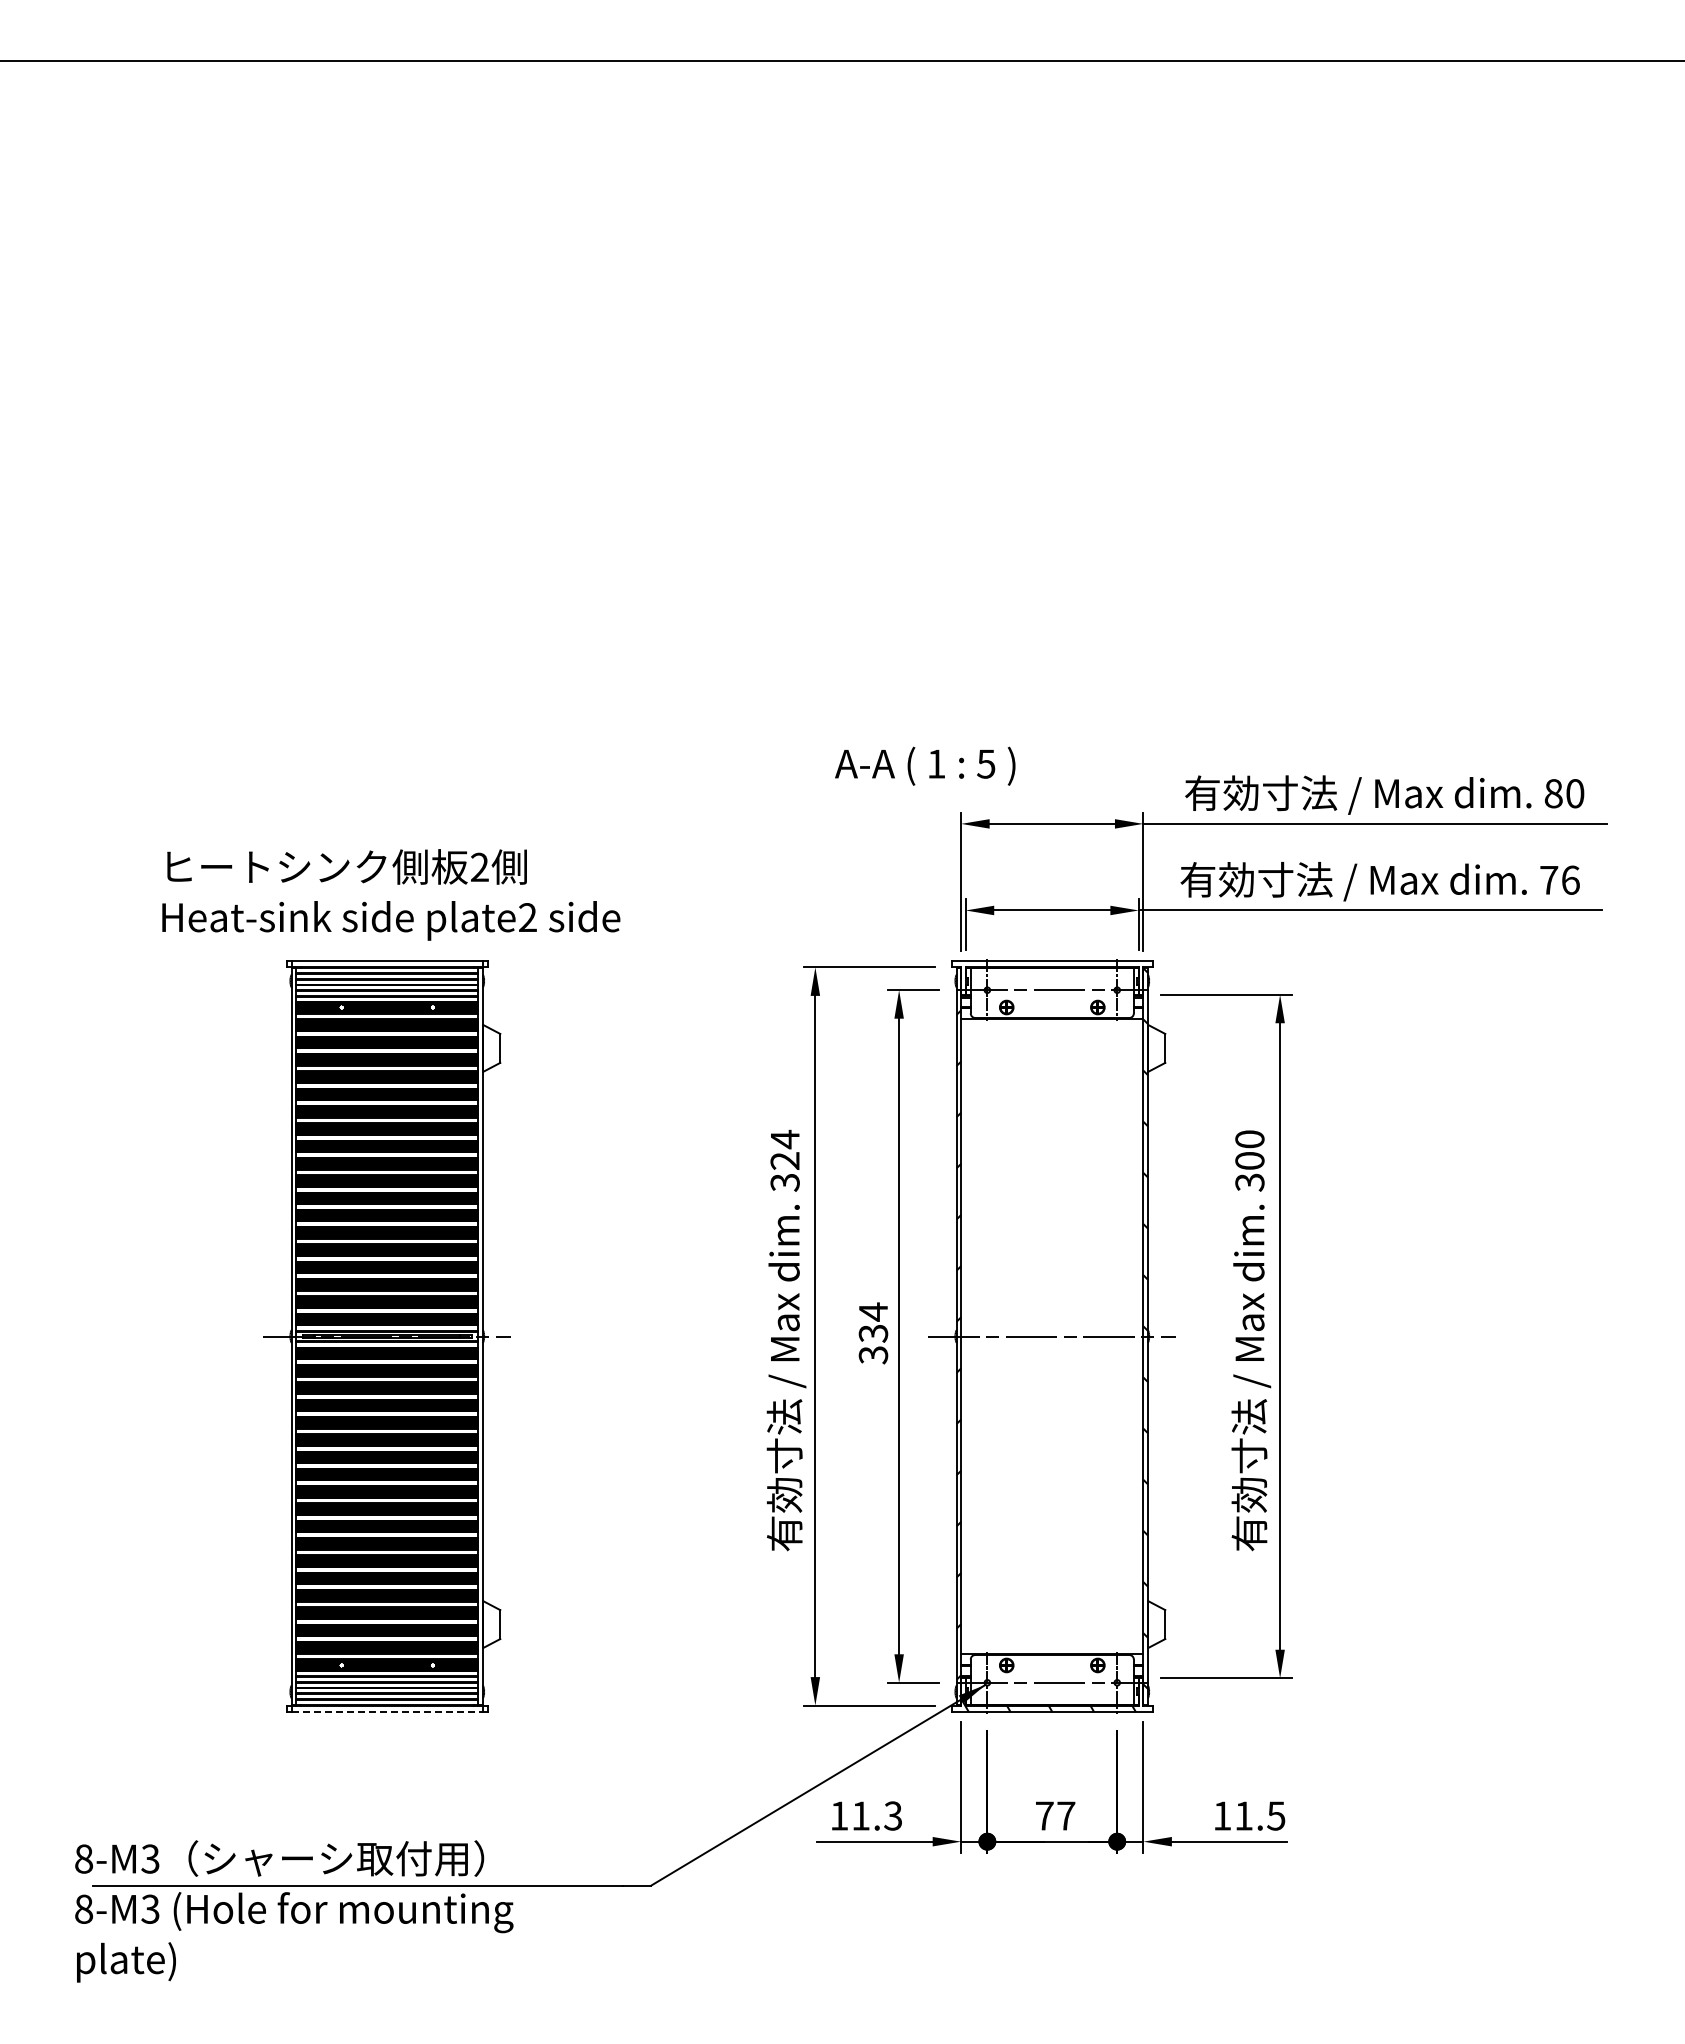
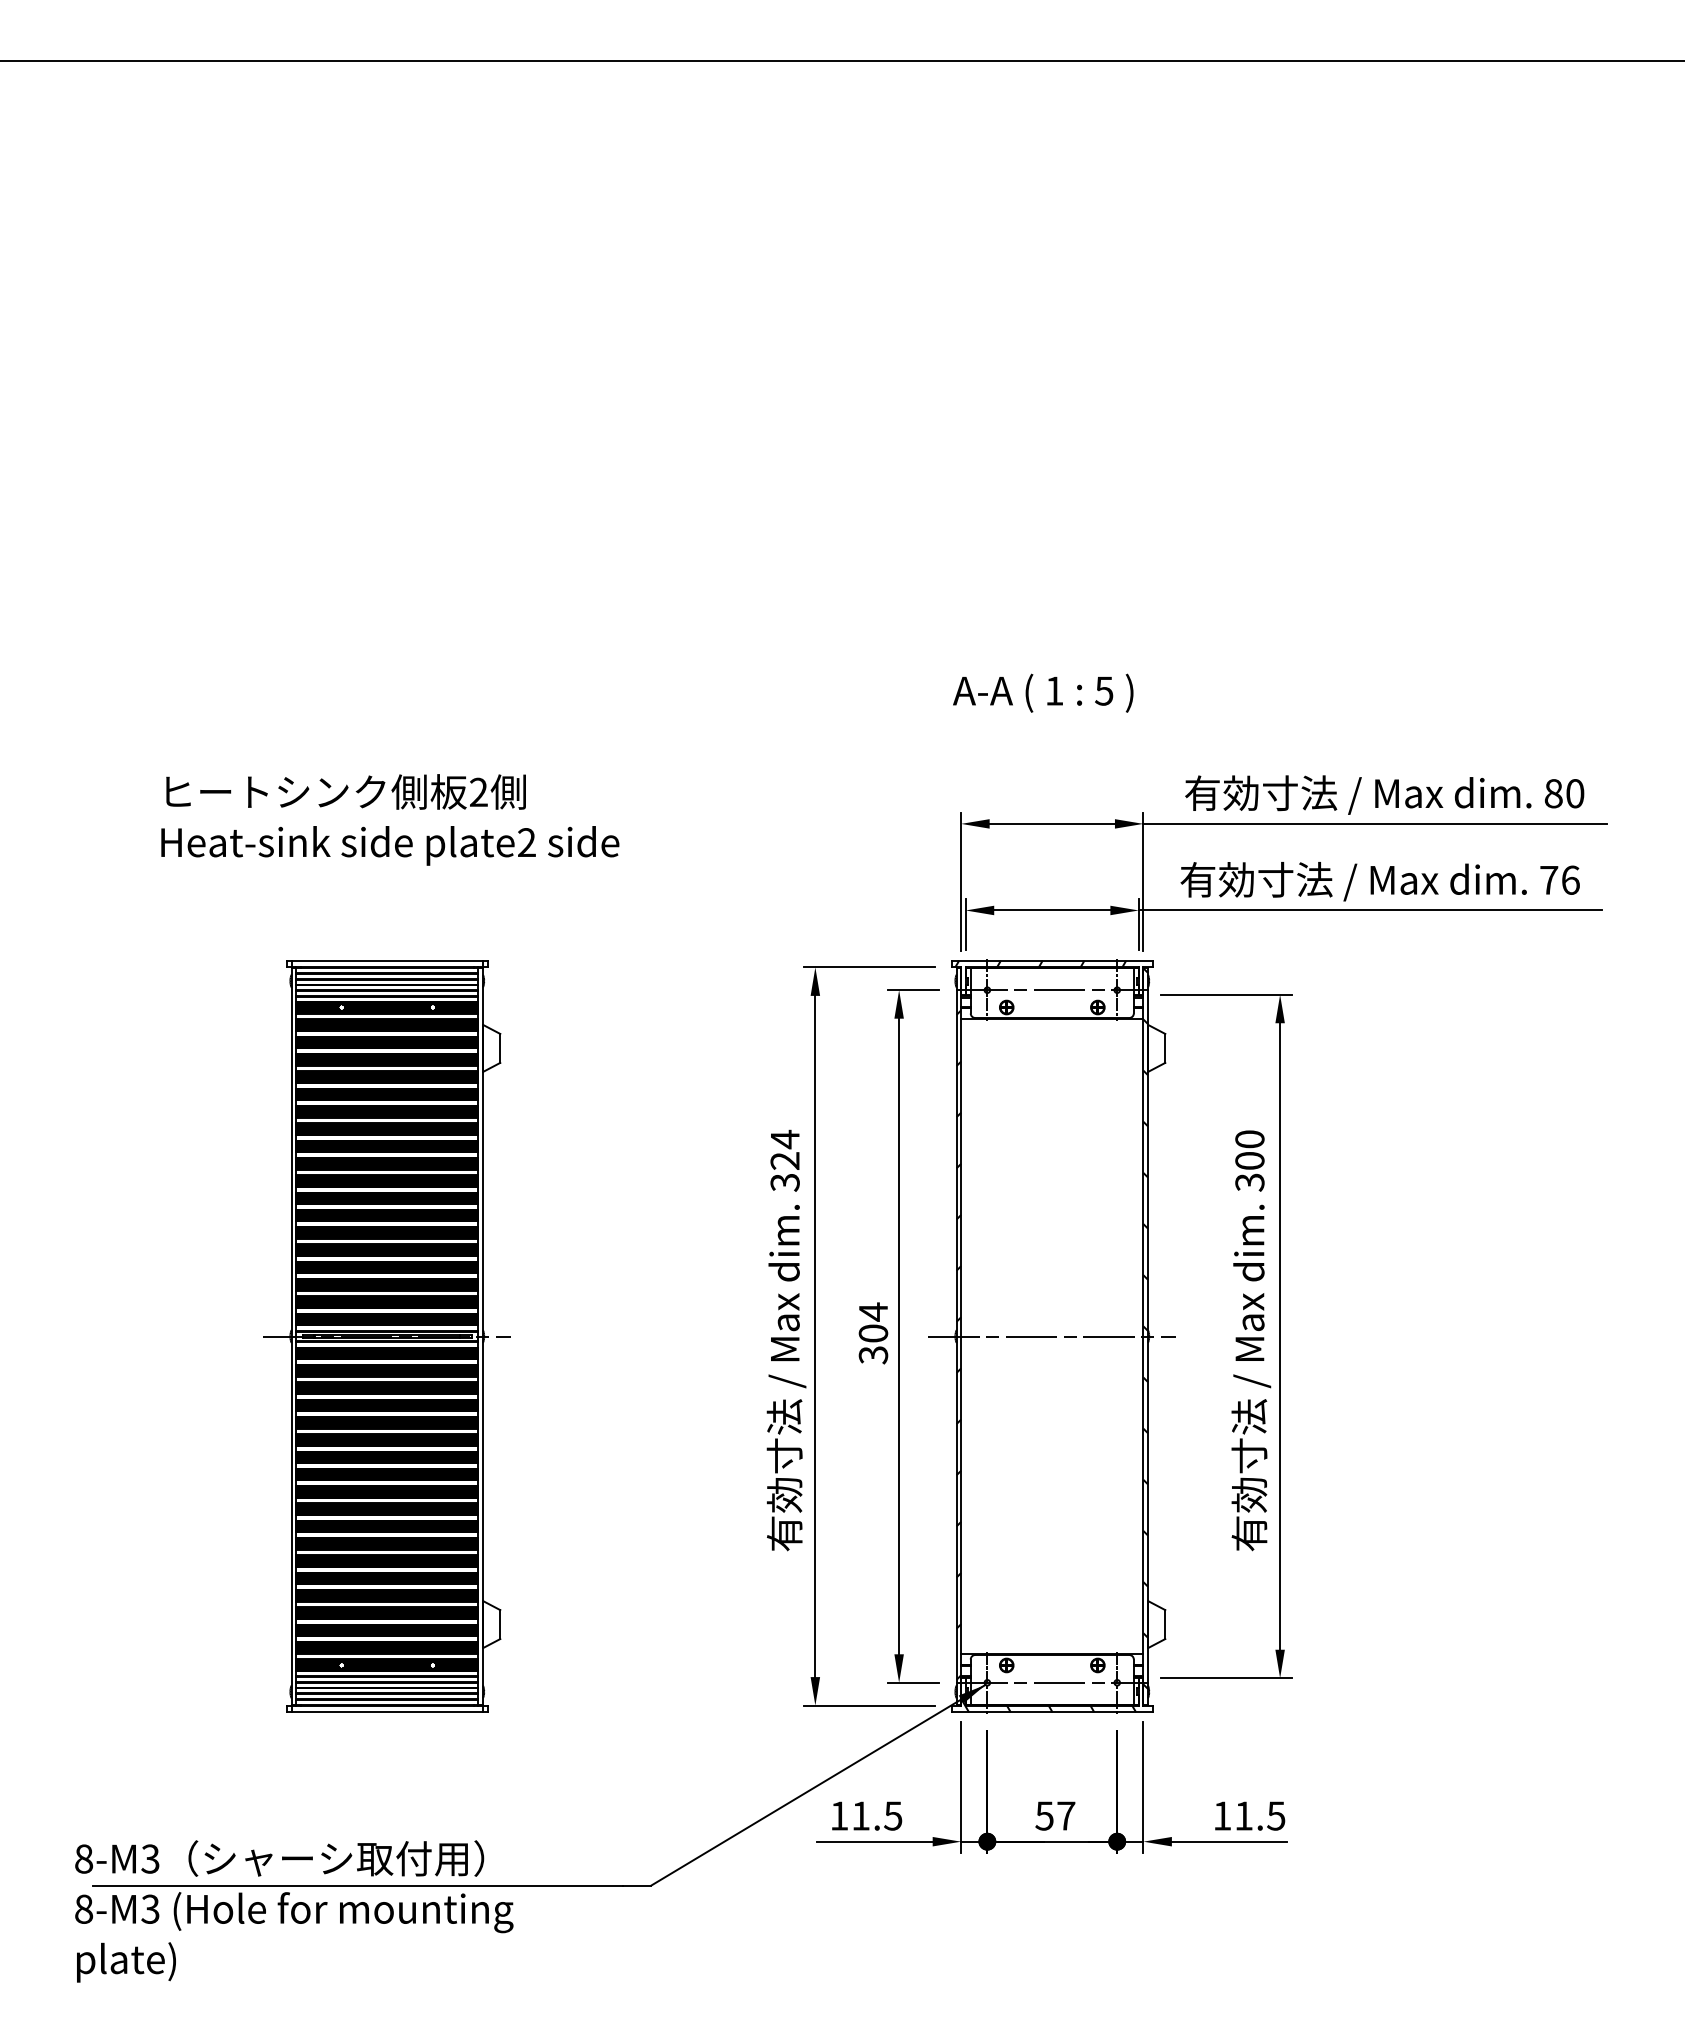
text position: (925, 765) -> (1043, 692) (1043, 692)
text position: (391, 894) -> (390, 819) (390, 819)
hatch: none -> present (1040, 963)
text: 334 -> 304 (873, 1333)
line: dashed -> solid (387, 1712)
text: 11.3 -> 11.5 (893, 1815)
text: 77 -> 57 (1044, 1815)
